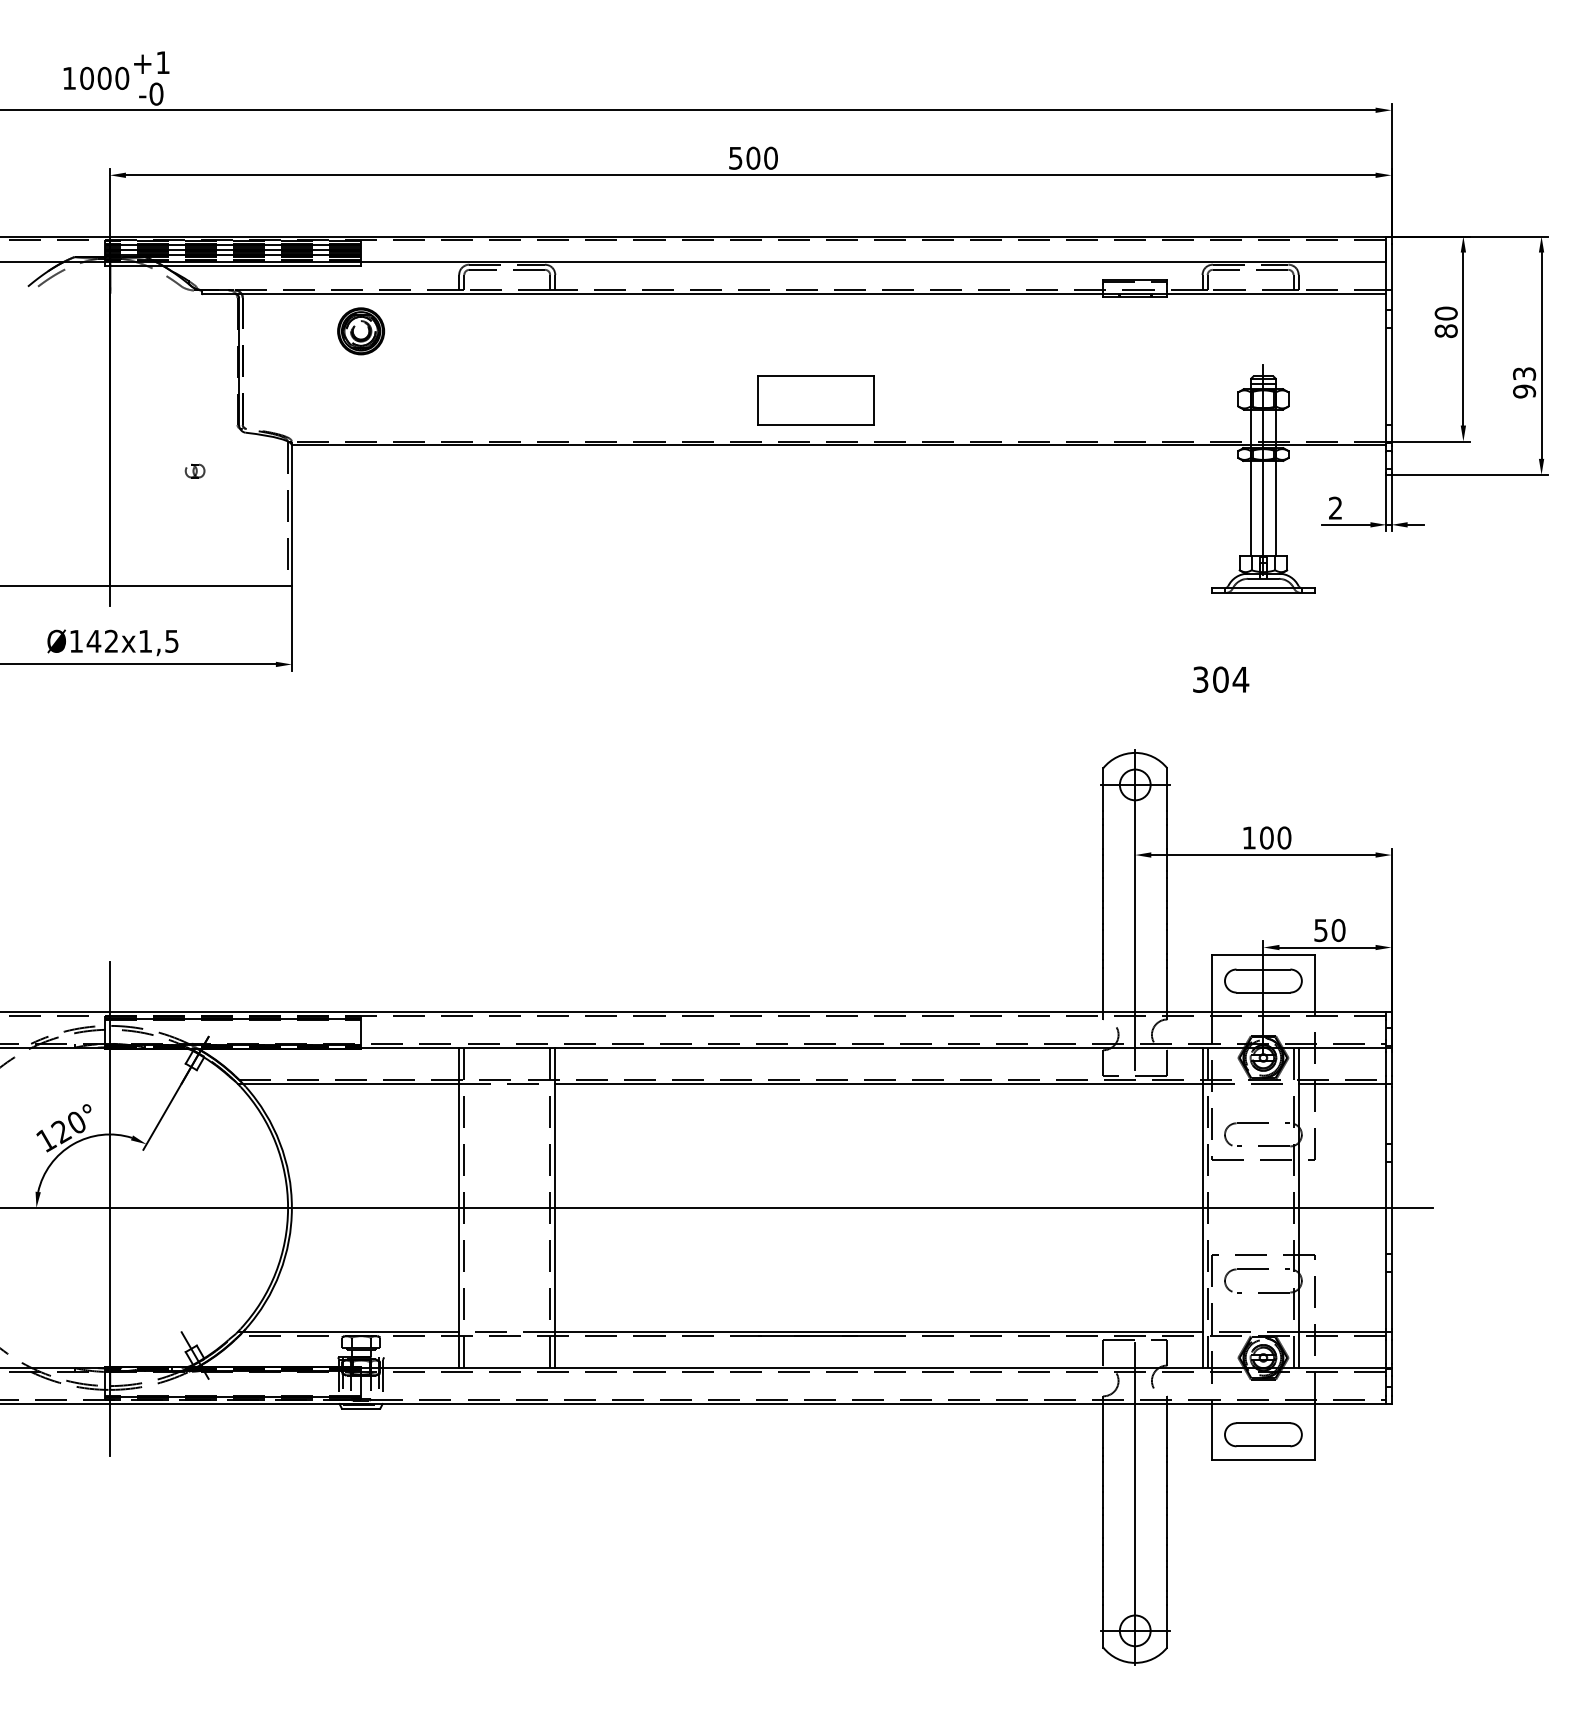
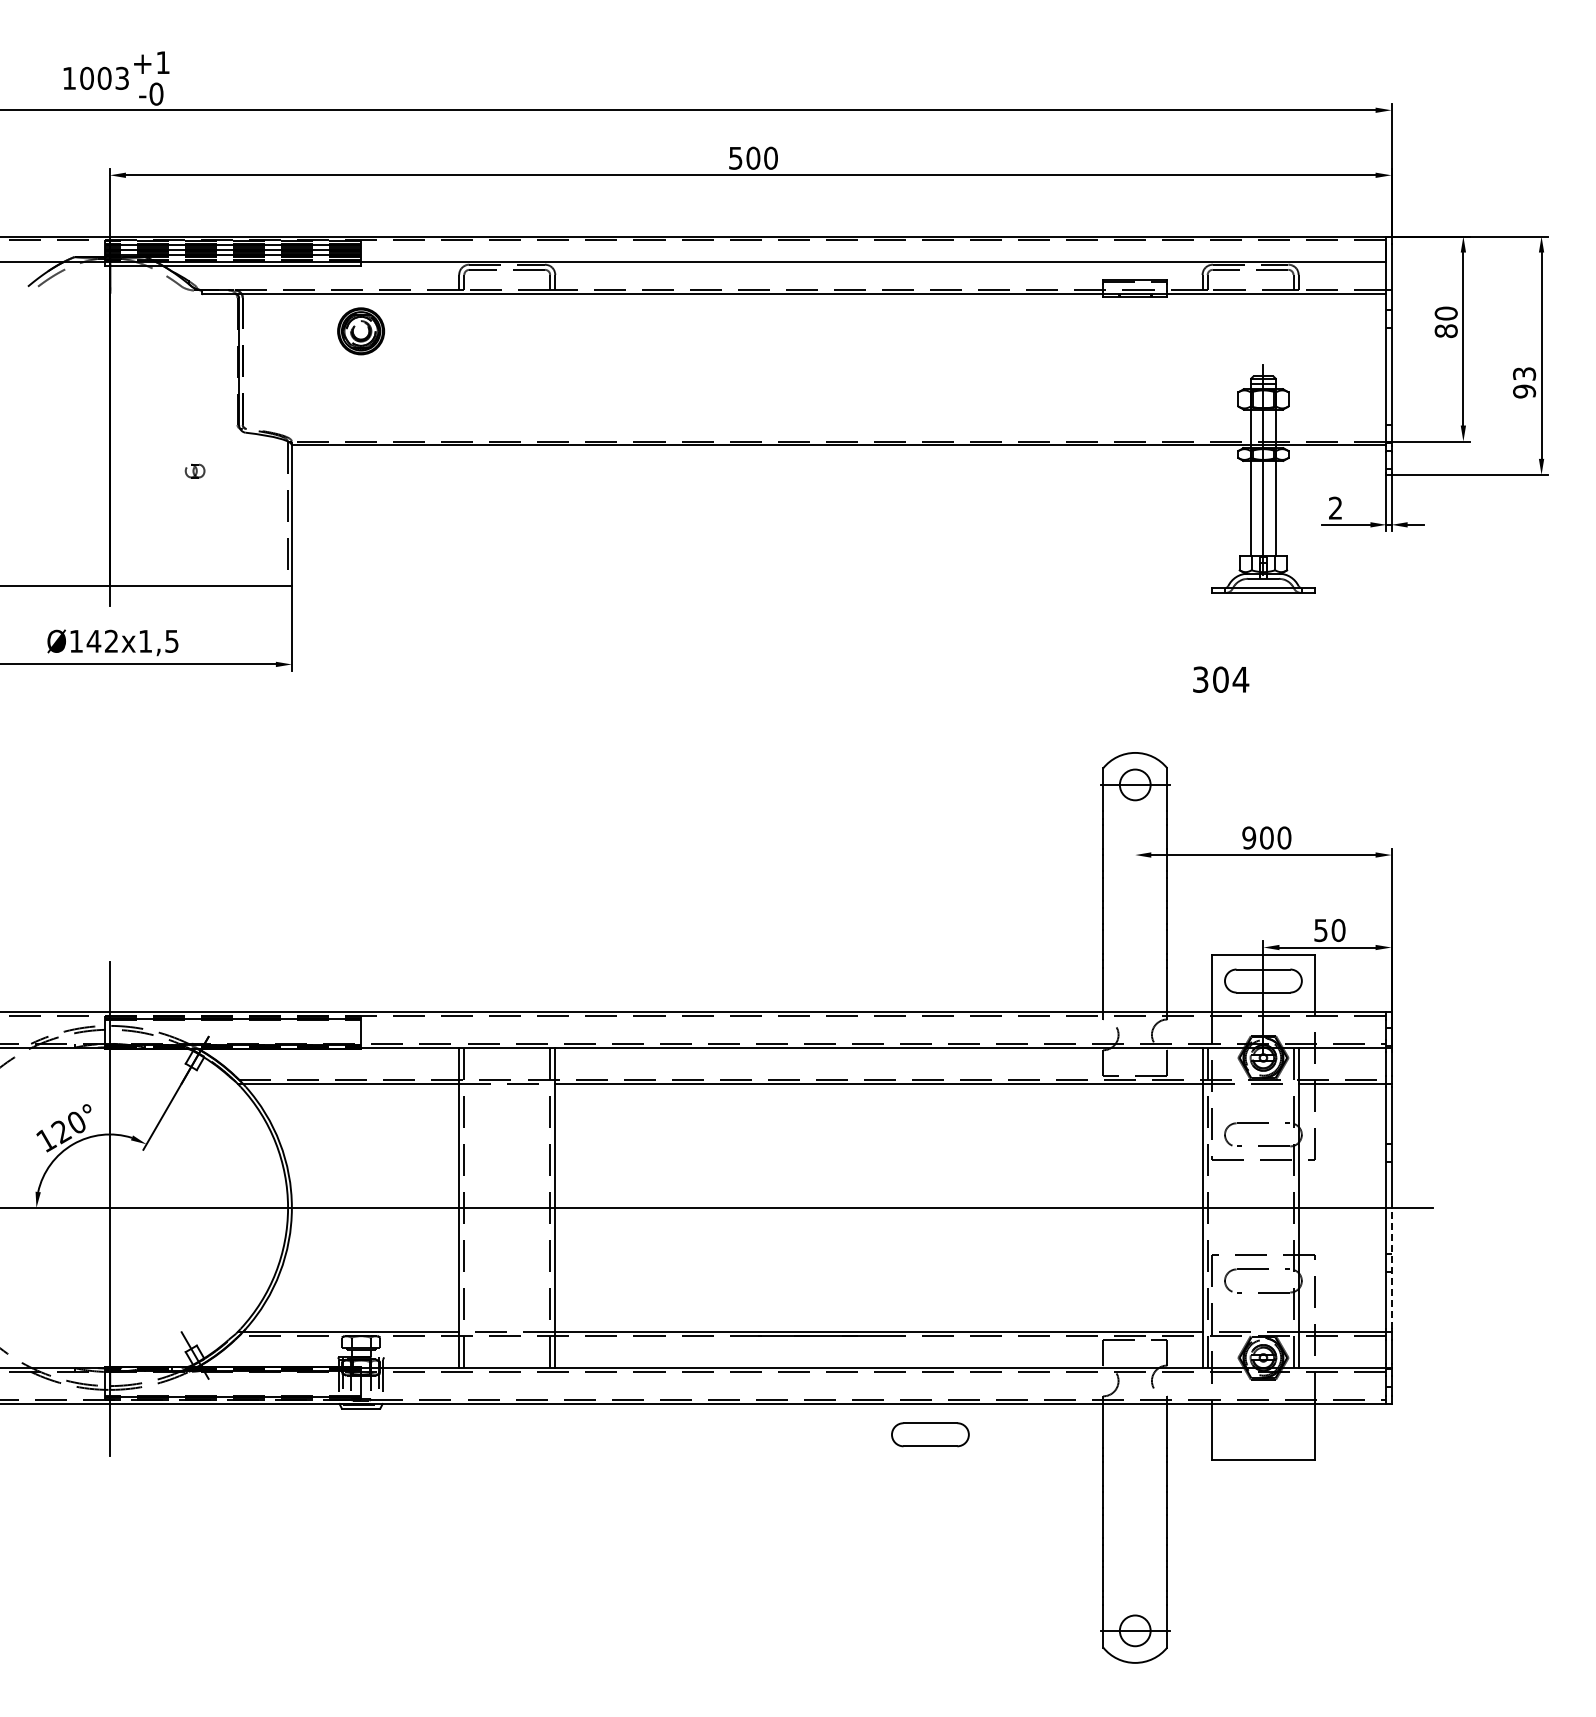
text: 1000 -> 1003 (122, 77)
part: present -> none (815, 400)
text: 100 -> 900 (1249, 837)
line: present -> none (1135, 909)
line: solid -> dashed (1391, 1268)
part position: (1263, 1434) -> (930, 1434) (930, 1434)
line: present -> none (1135, 1503)
